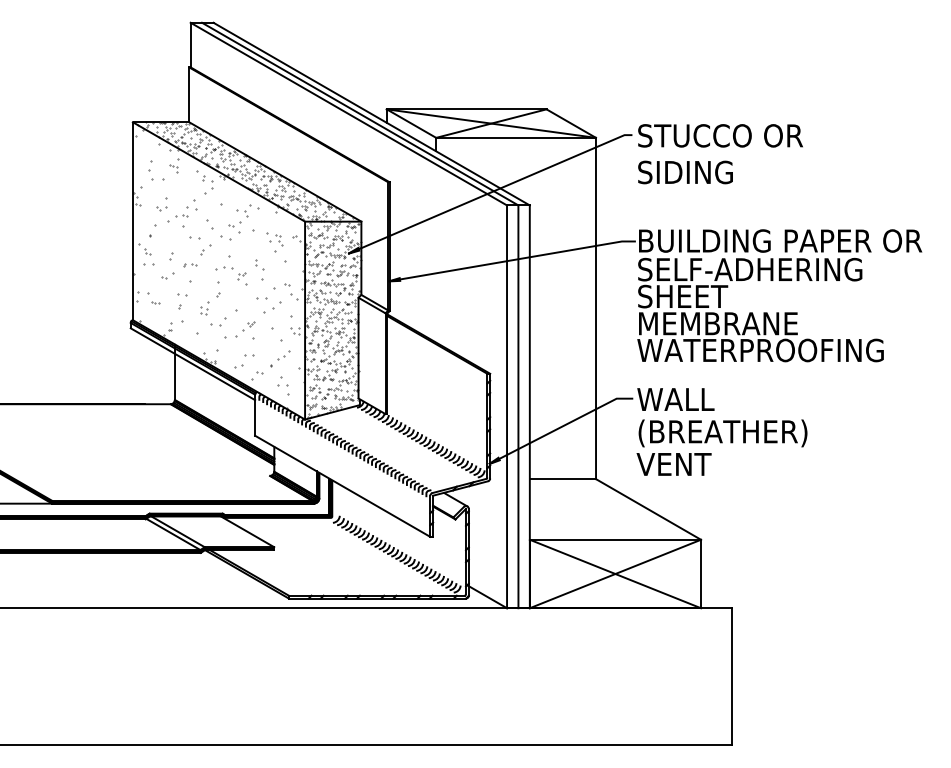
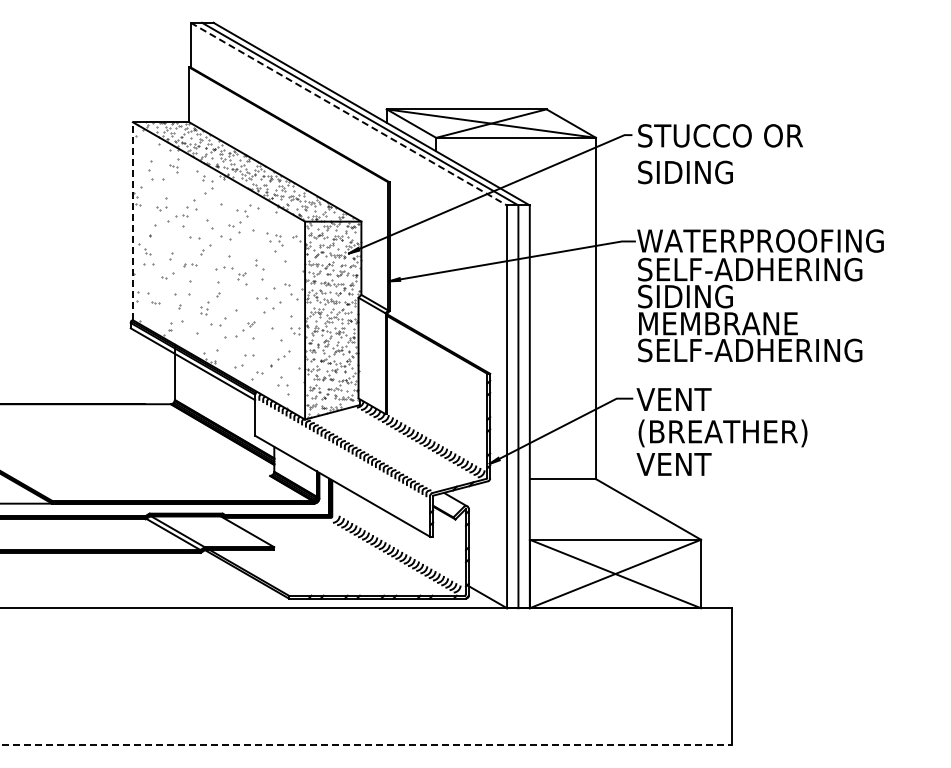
line: solid -> dashed (348, 114)
line: solid -> dashed (132, 221)
text: BUILDING PAPER OR -> WATERPROOFING (779, 240)
part size: 11x4 px -> 17x3 px (182, 294)
text: SHEET -> SIDING (695, 296)
text: WATERPROOFING -> SELF-ADHERING (760, 350)
text: WALL -> VENT (675, 399)
line: solid -> dashed (366, 745)
